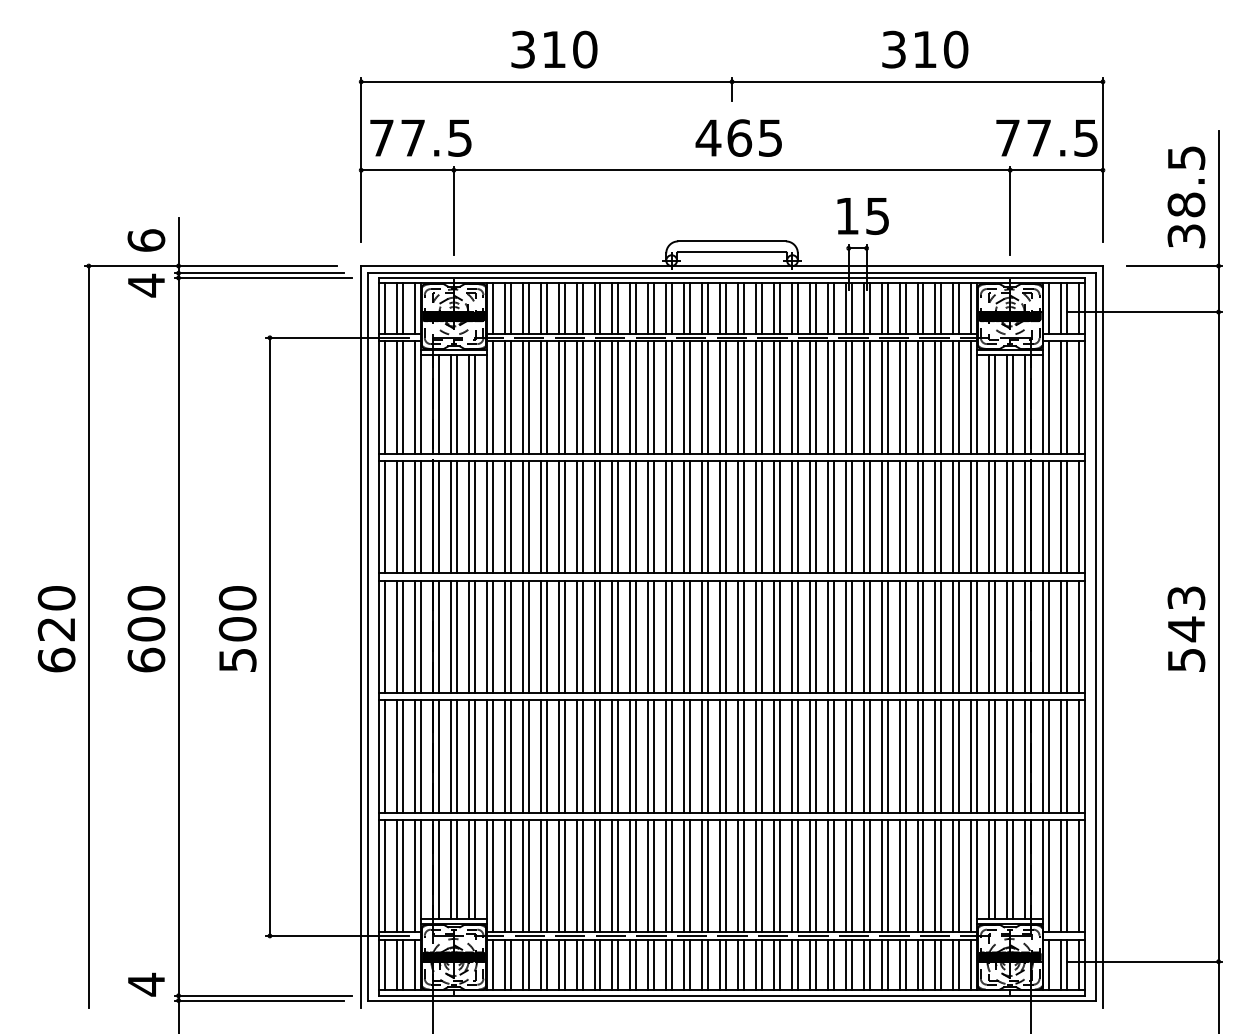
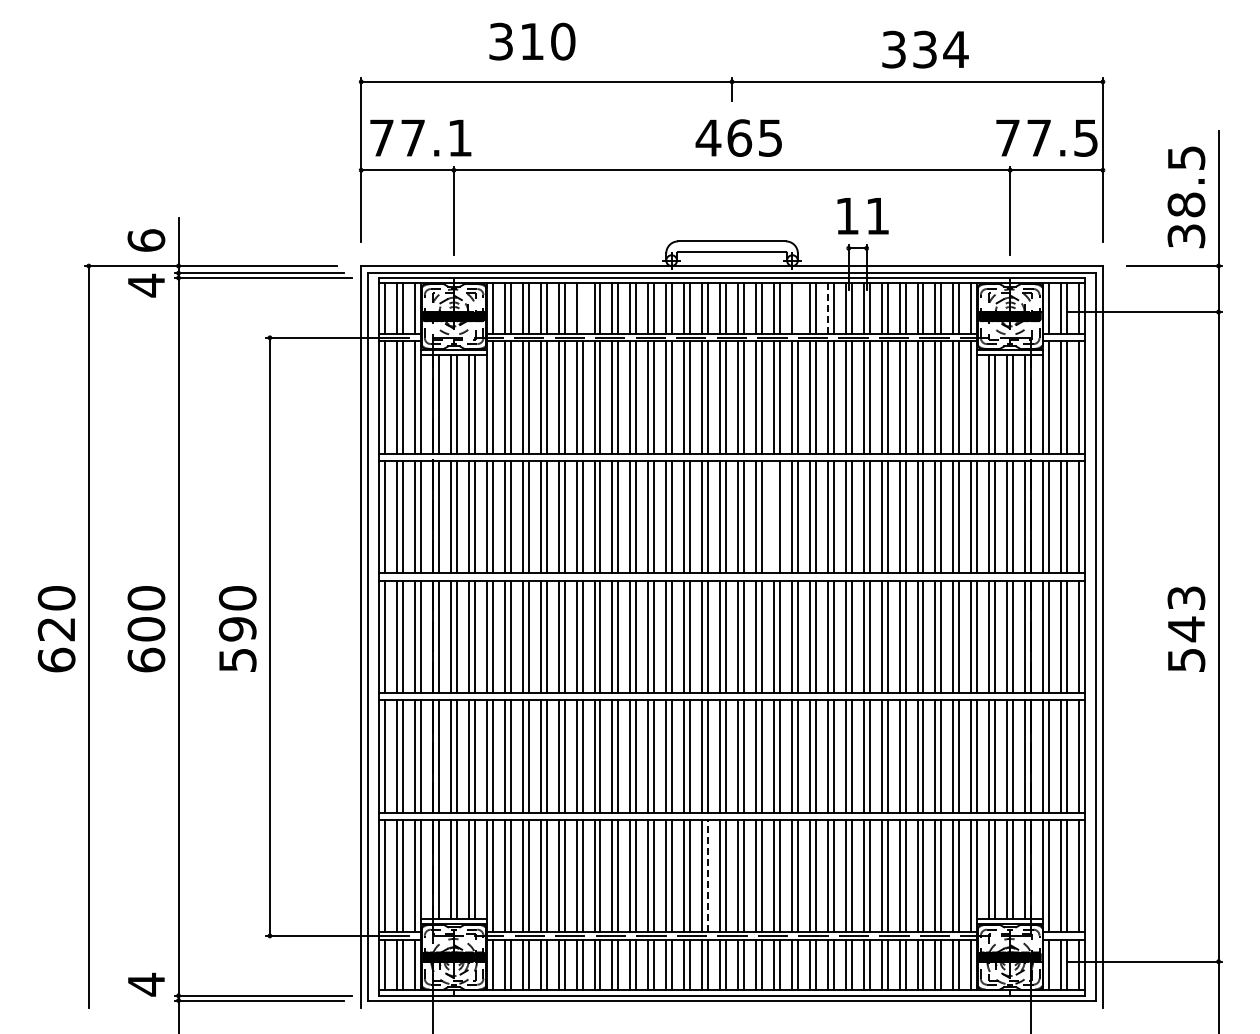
text position: (554, 49) -> (532, 41) (532, 41)
text: 310 -> 334 (940, 49)
text: 77.5 -> 77.1 (459, 137)
text: 15 -> 11 (877, 216)
line: present -> none (582, 308)
line: present -> none (797, 308)
line: solid -> dashed (827, 308)
line: present -> none (773, 517)
text: 500 -> 590 (237, 629)
line: solid -> dashed (708, 875)
